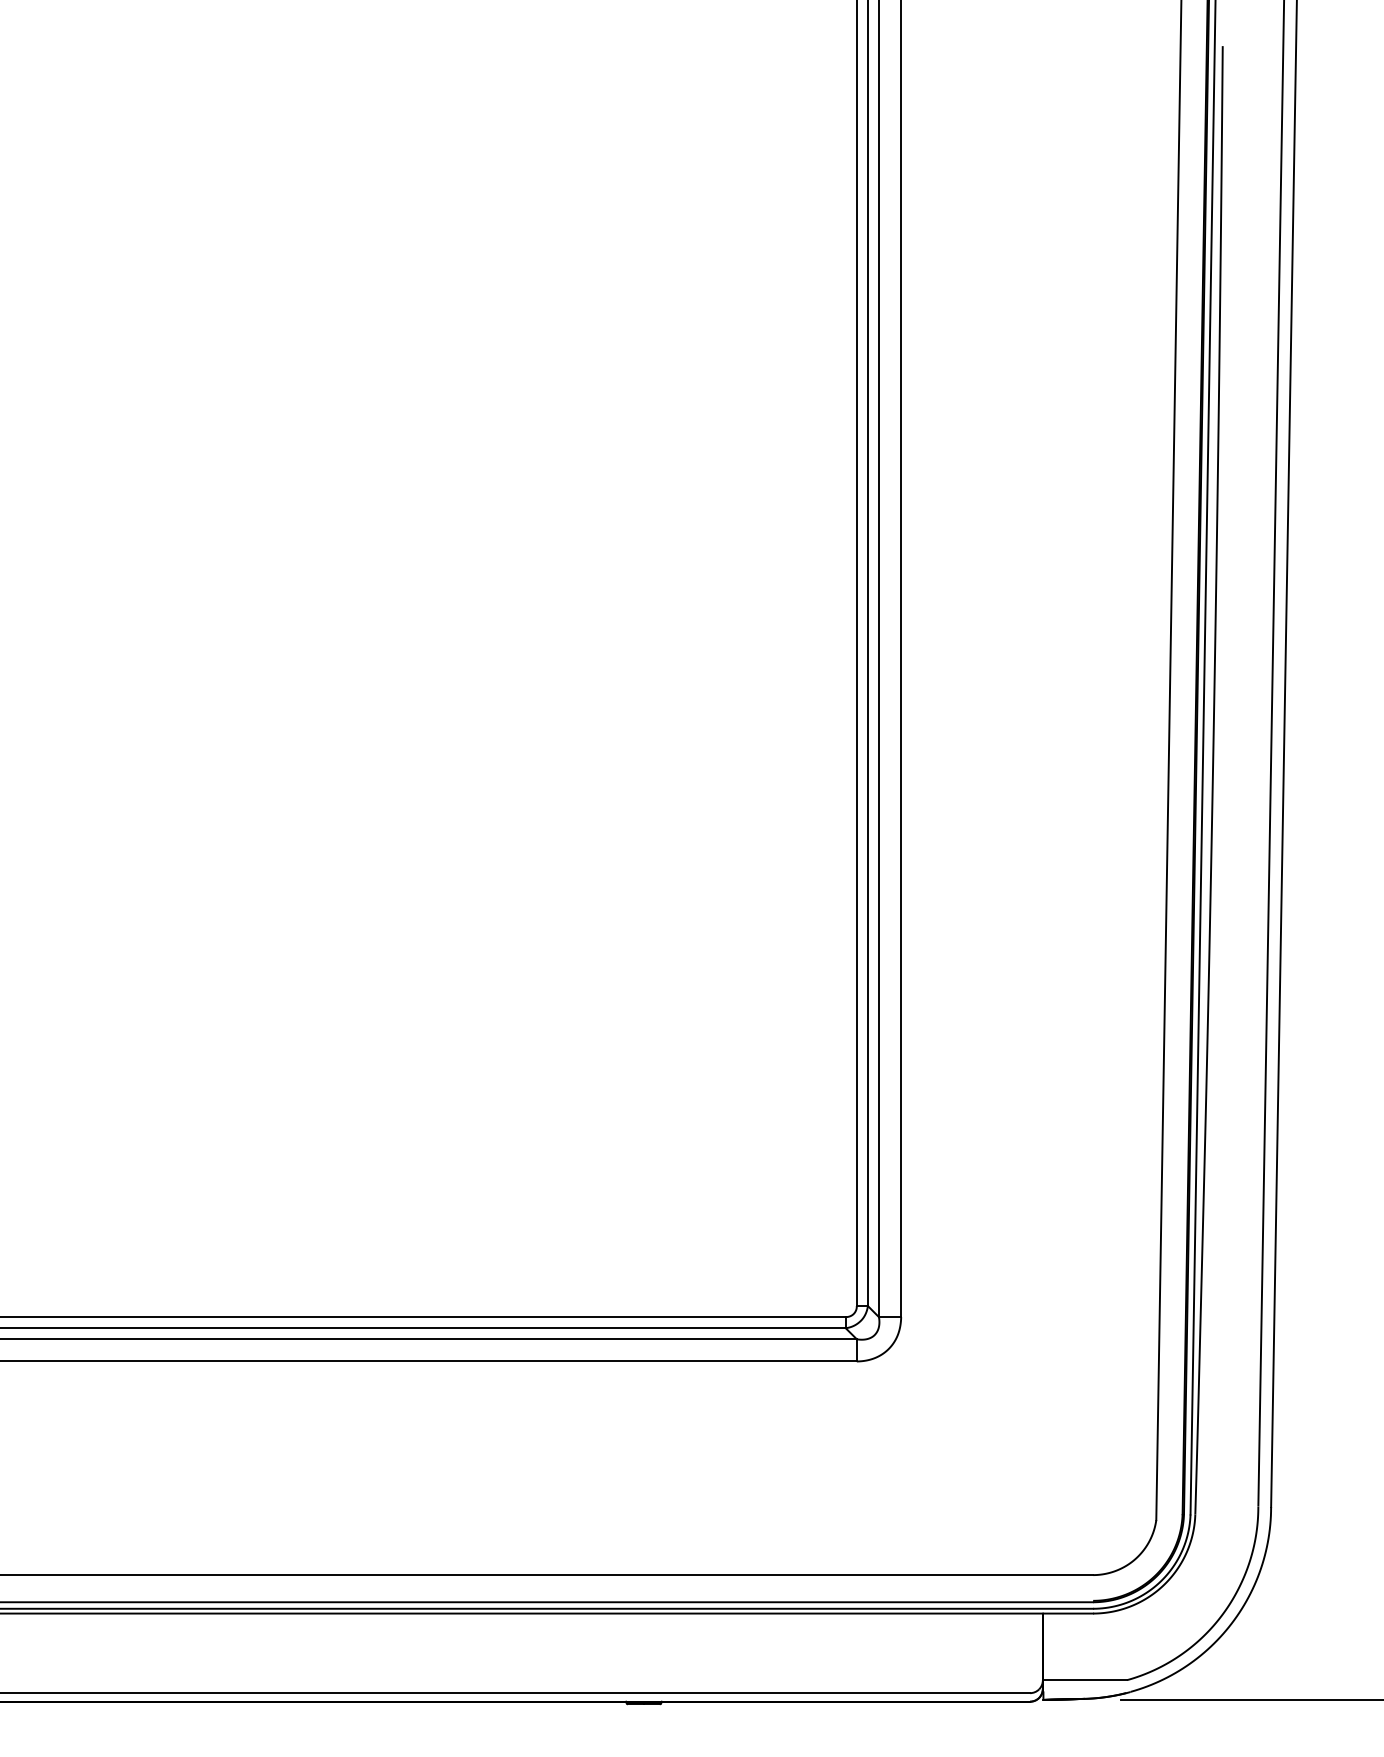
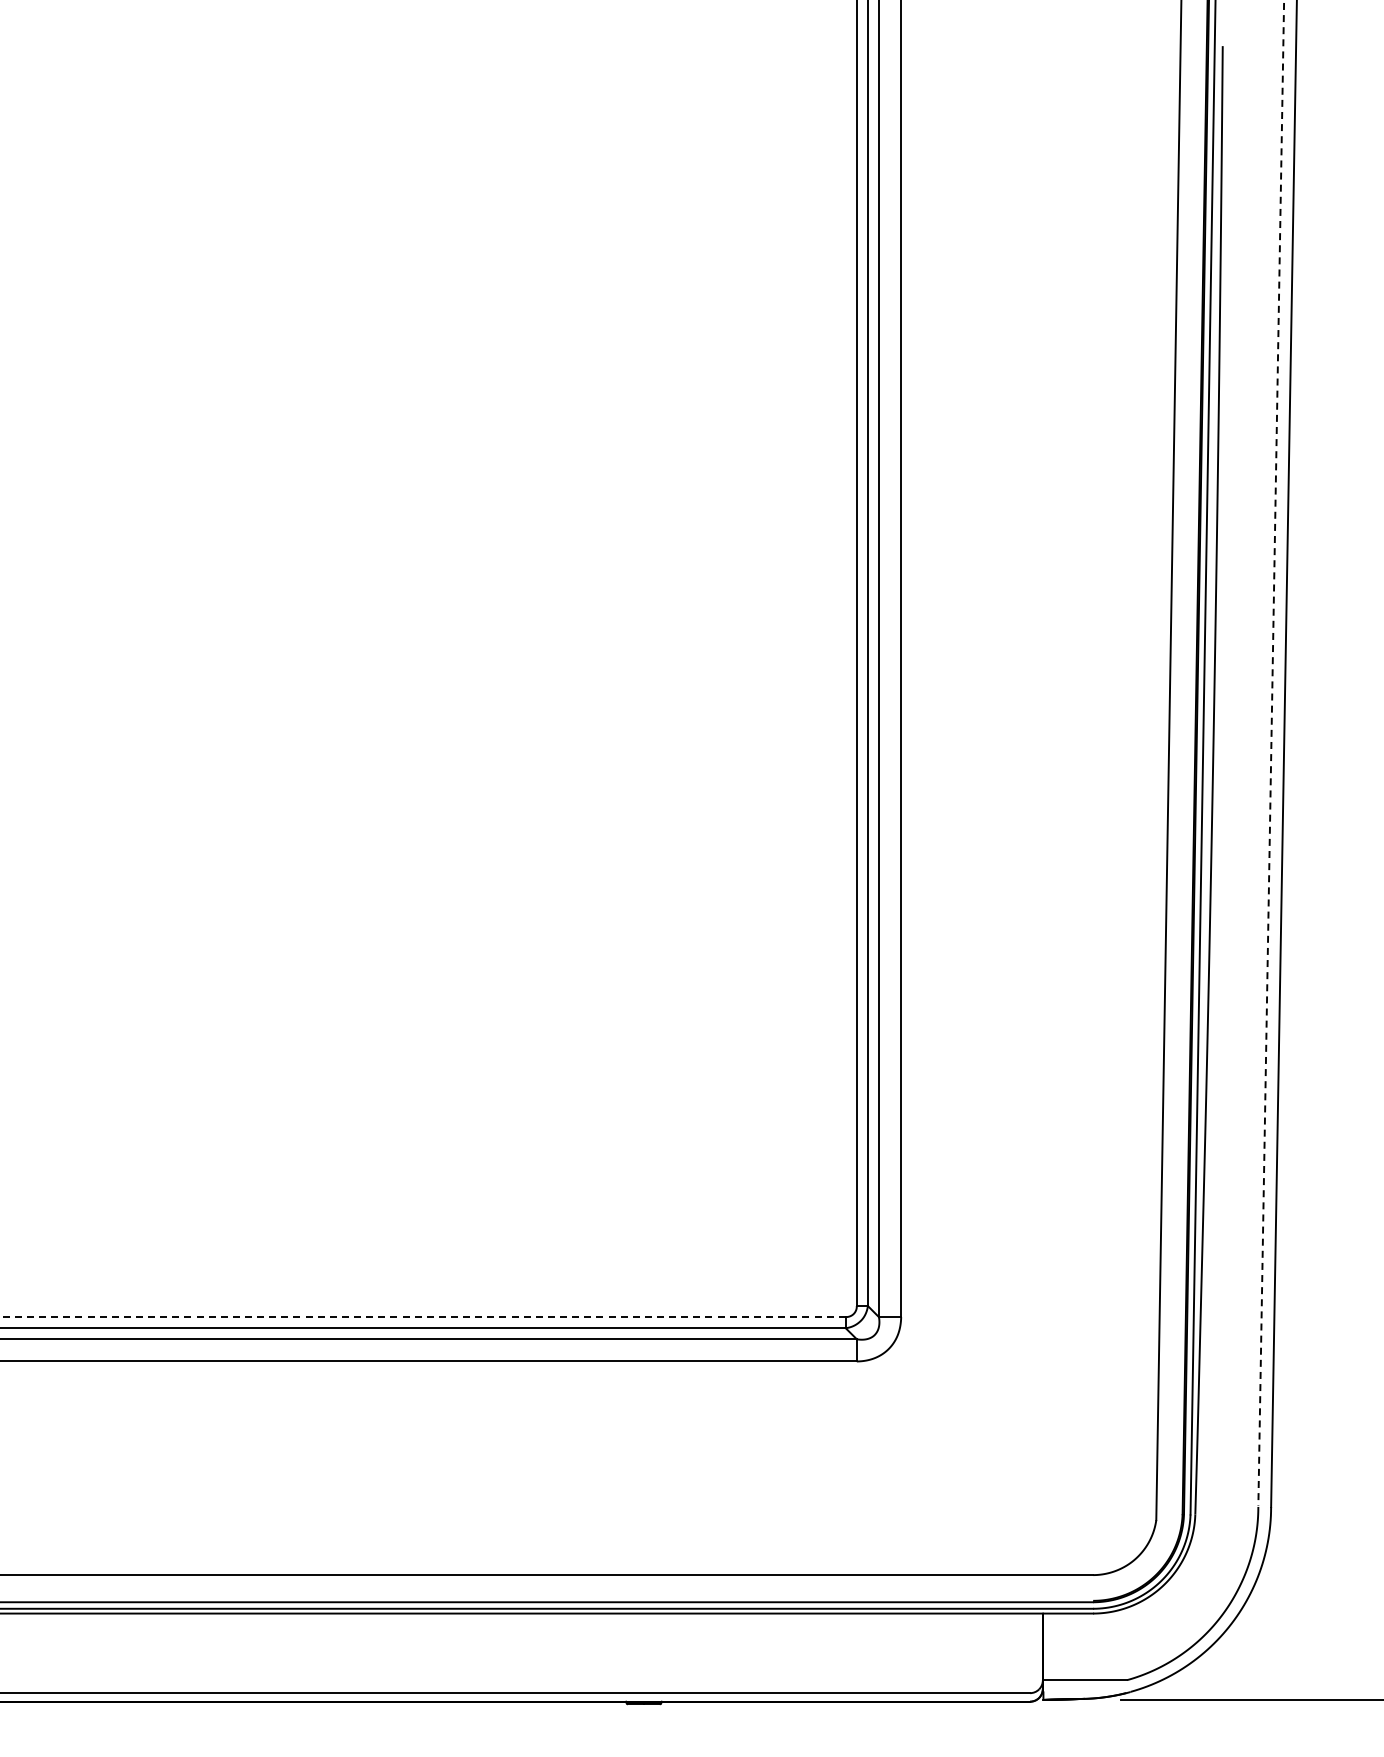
line: solid -> dashed (1271, 752)
line: solid -> dashed (423, 1317)
